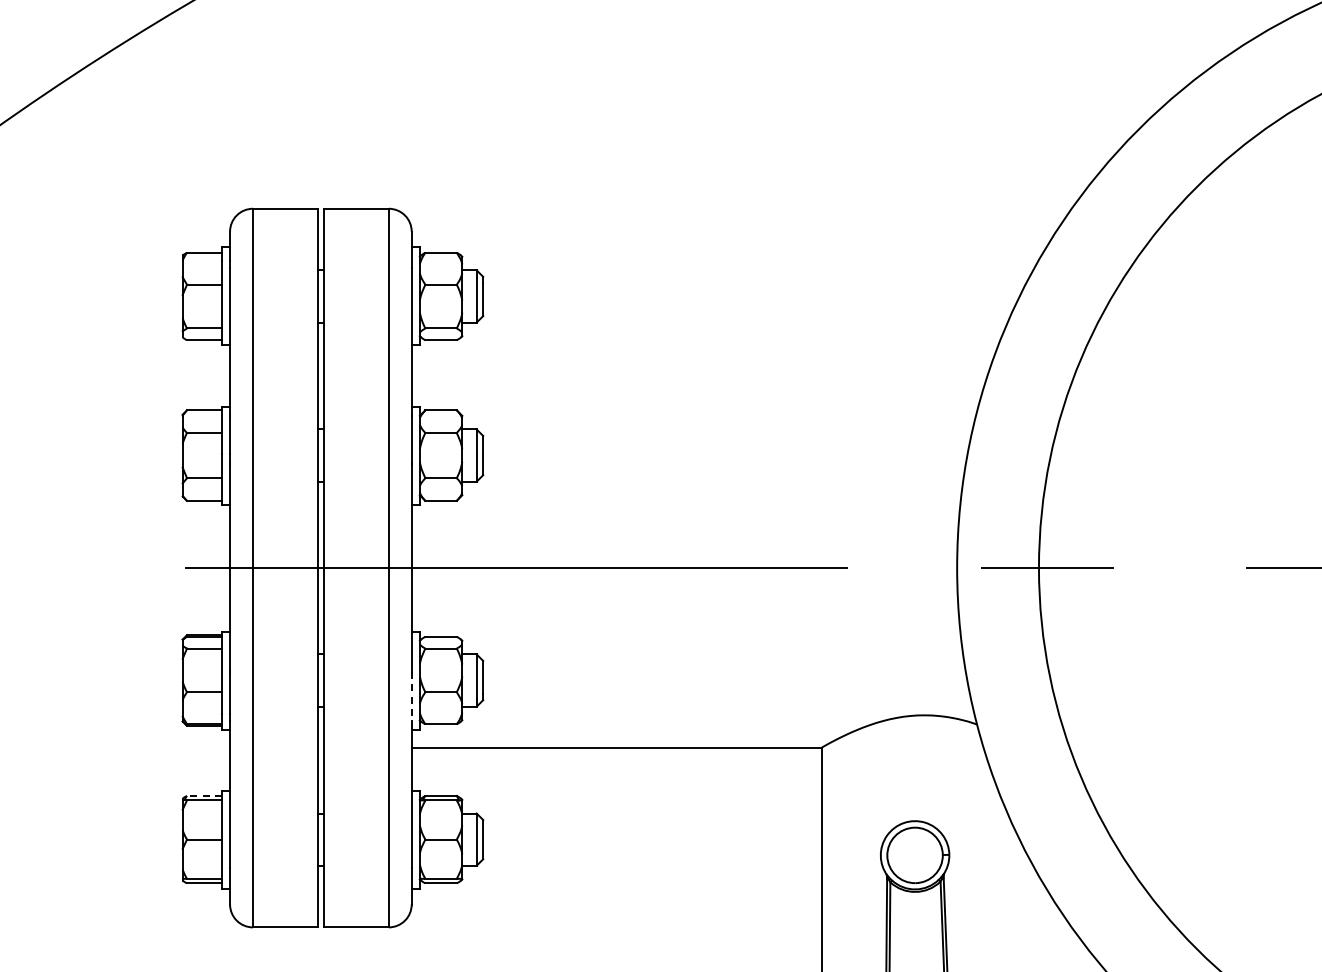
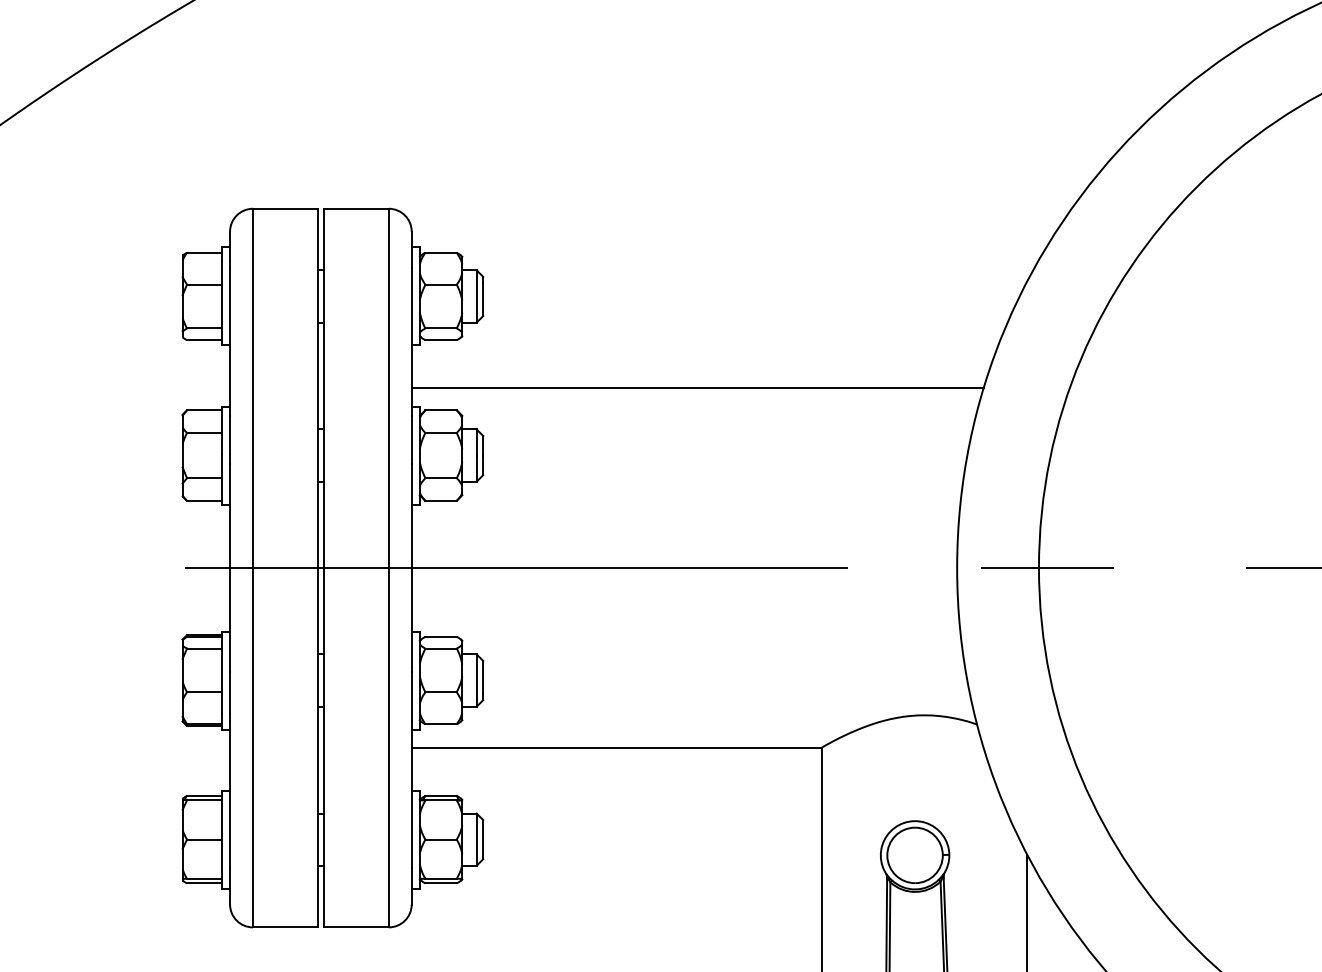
line: none -> present (697, 388)
line: dashed -> solid (411, 696)
line: dashed -> solid (203, 795)
line: none -> present (1027, 911)
